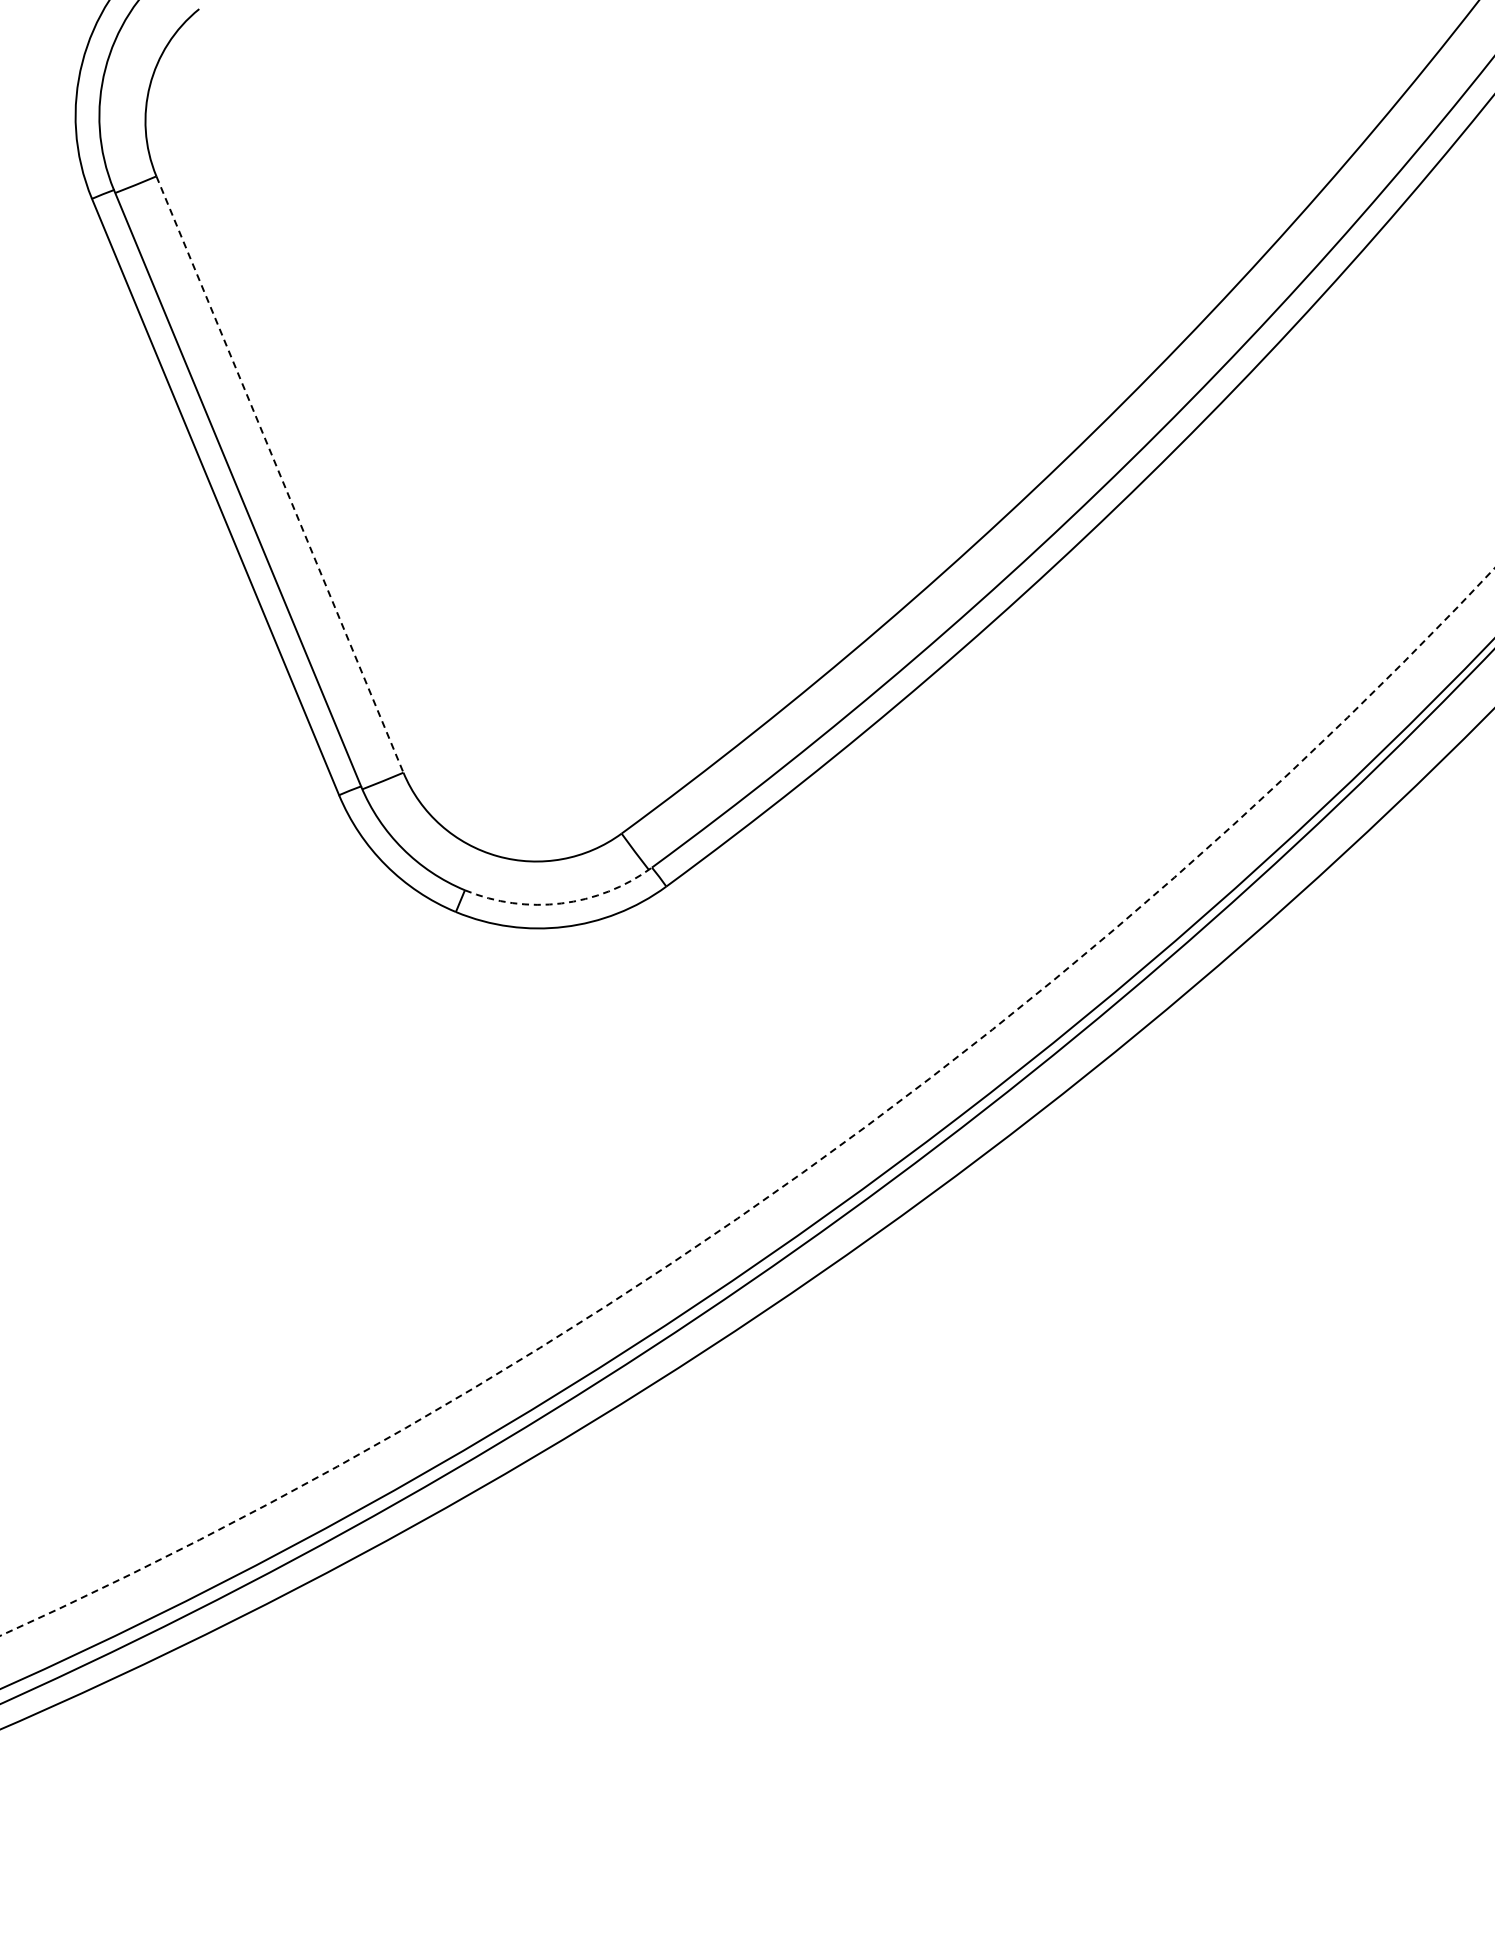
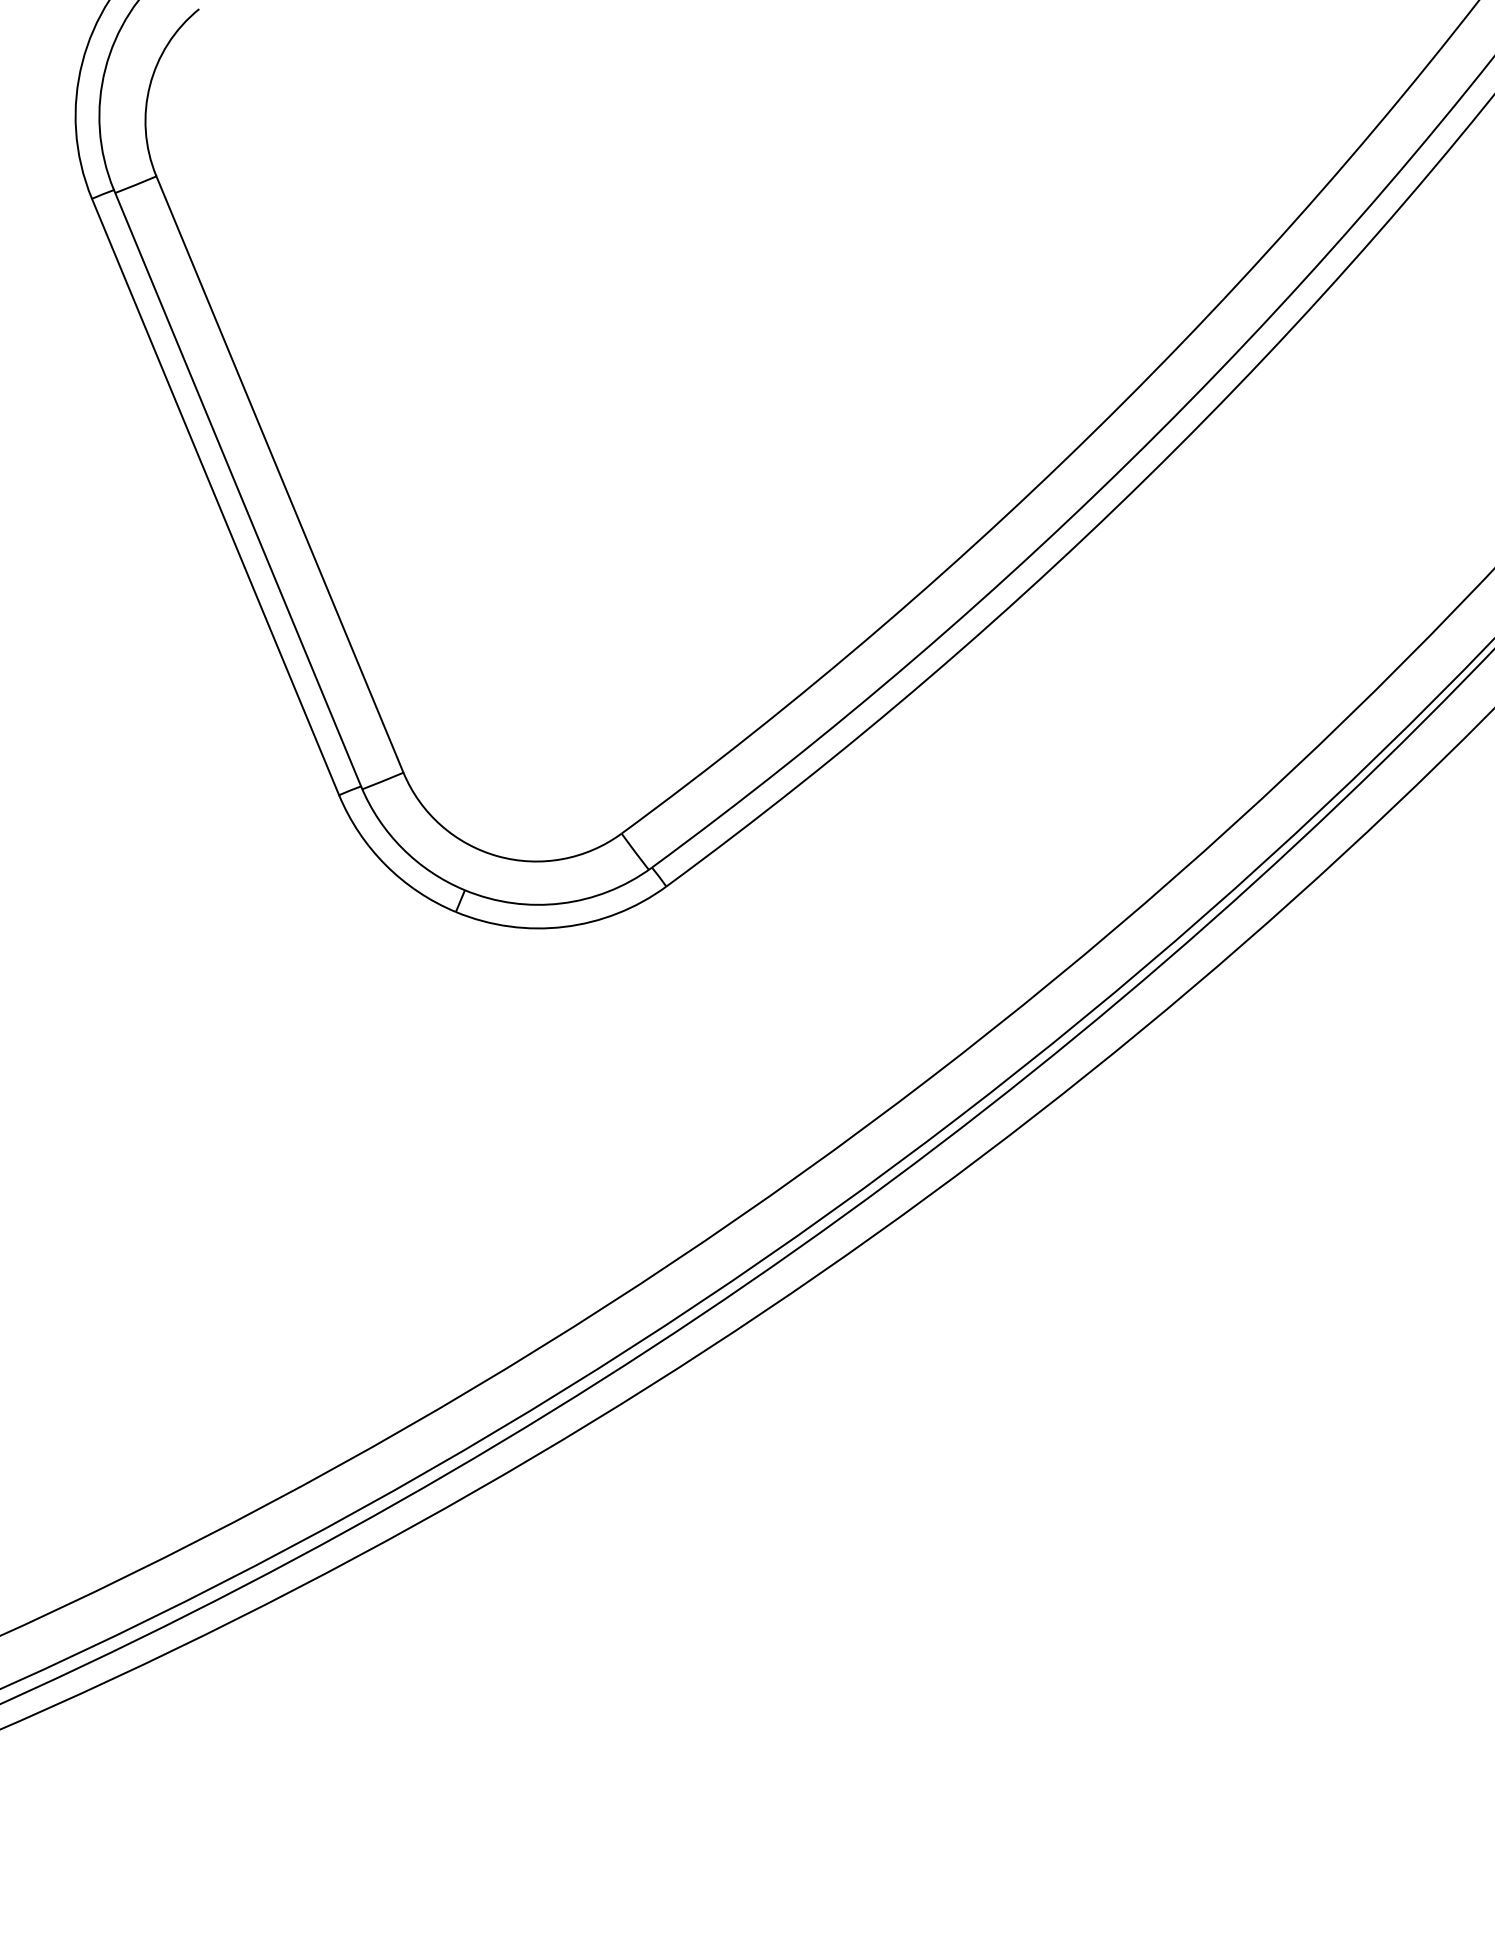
line: dashed -> solid (279, 474)
arc: dashed -> solid (561, 903)
arc: dashed -> solid (800, 1174)
